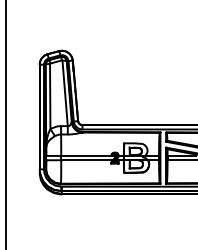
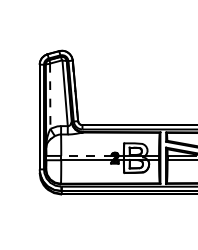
line: solid -> dashed (50, 96)
line: present -> none (6, 124)
line: solid -> dashed (86, 155)
